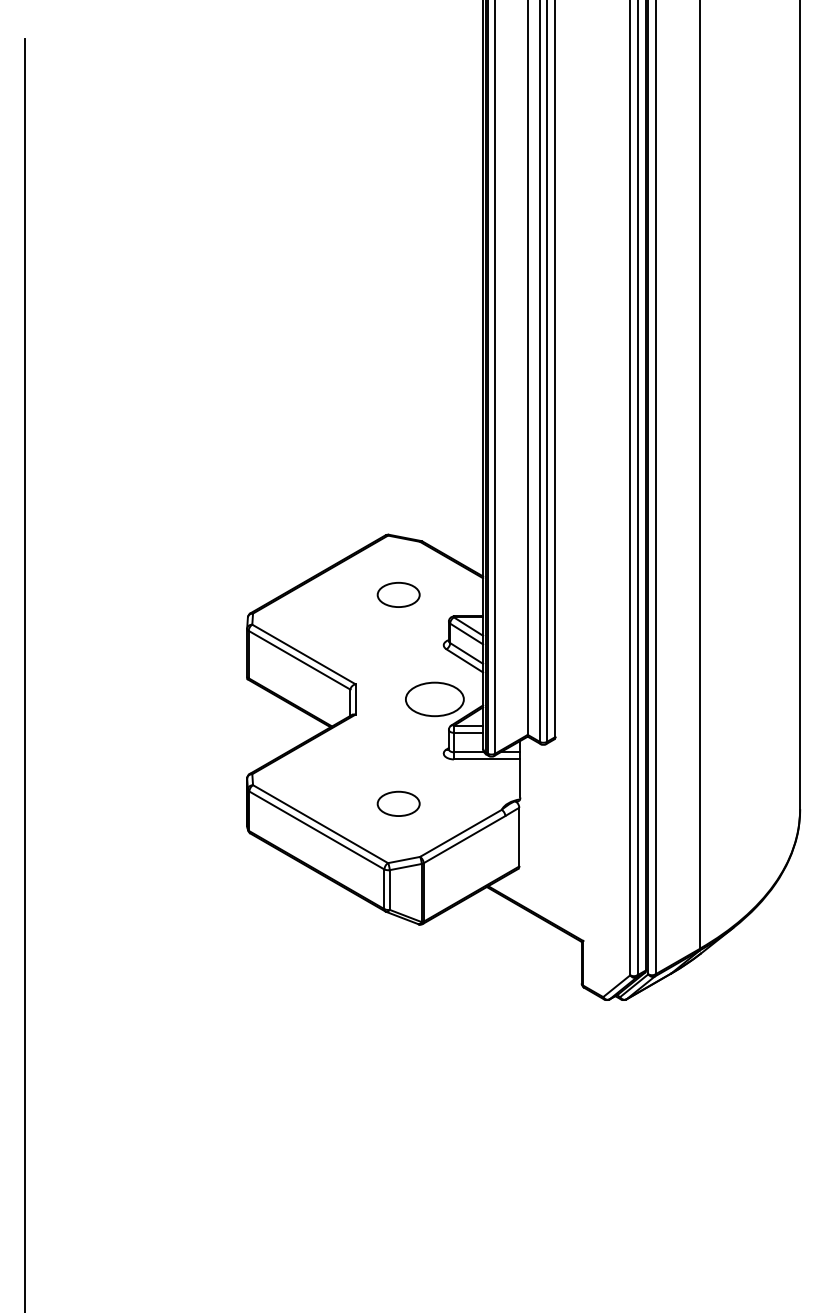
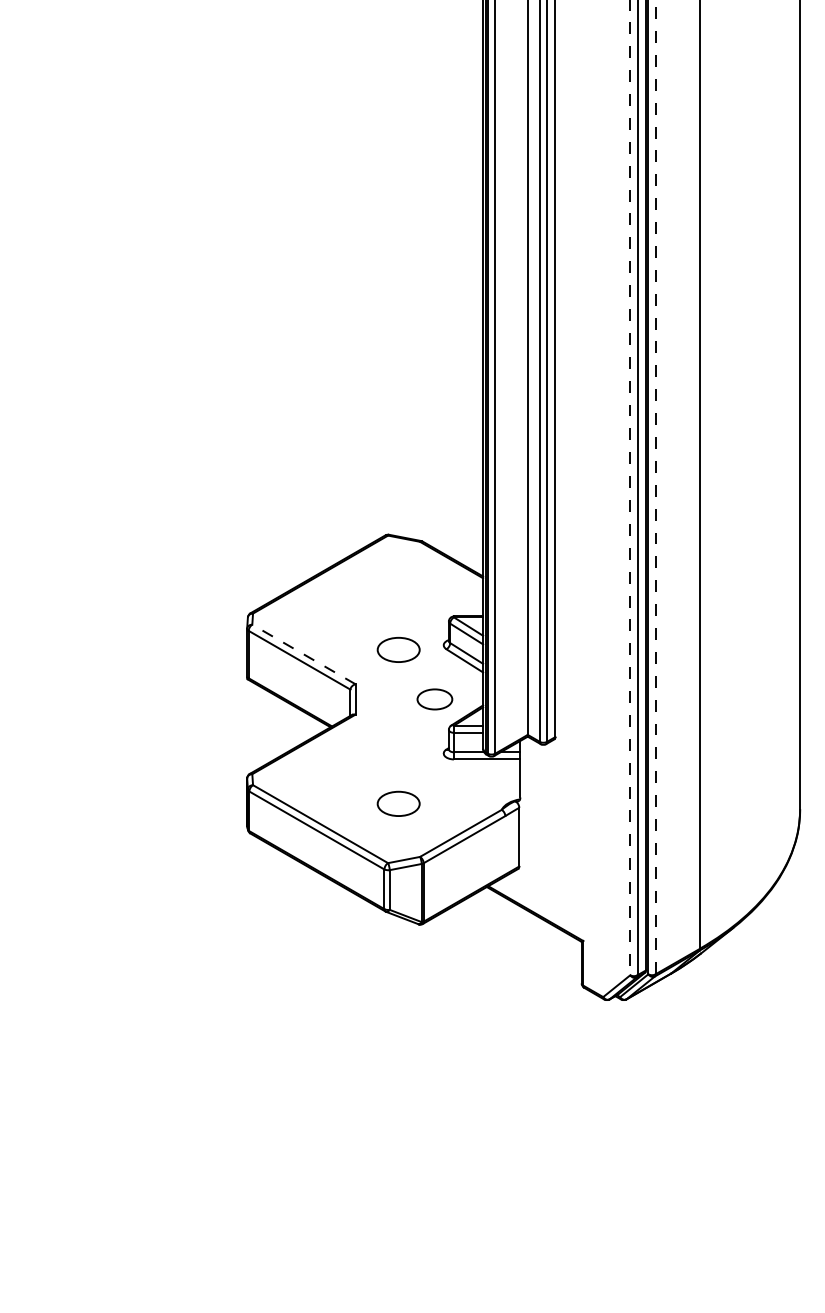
line: solid -> dashed (655, 487)
line: solid -> dashed (630, 488)
part position: (398, 594) -> (398, 649) (398, 649)
line: solid -> dashed (303, 654)
line: present -> none (24, 674)
part size: 60x37 px -> 38x23 px (434, 699)
